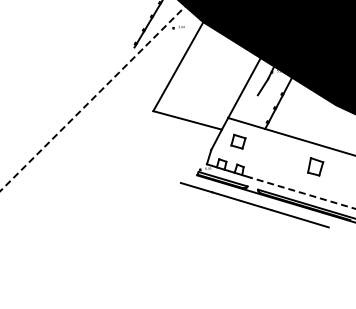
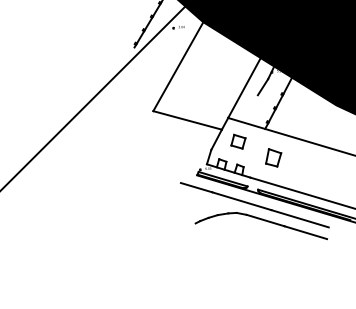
line: dashed -> solid (96, 95)
part position: (315, 166) -> (273, 157) (273, 157)
line: dashed -> solid (302, 193)
part: none -> present (261, 226)
